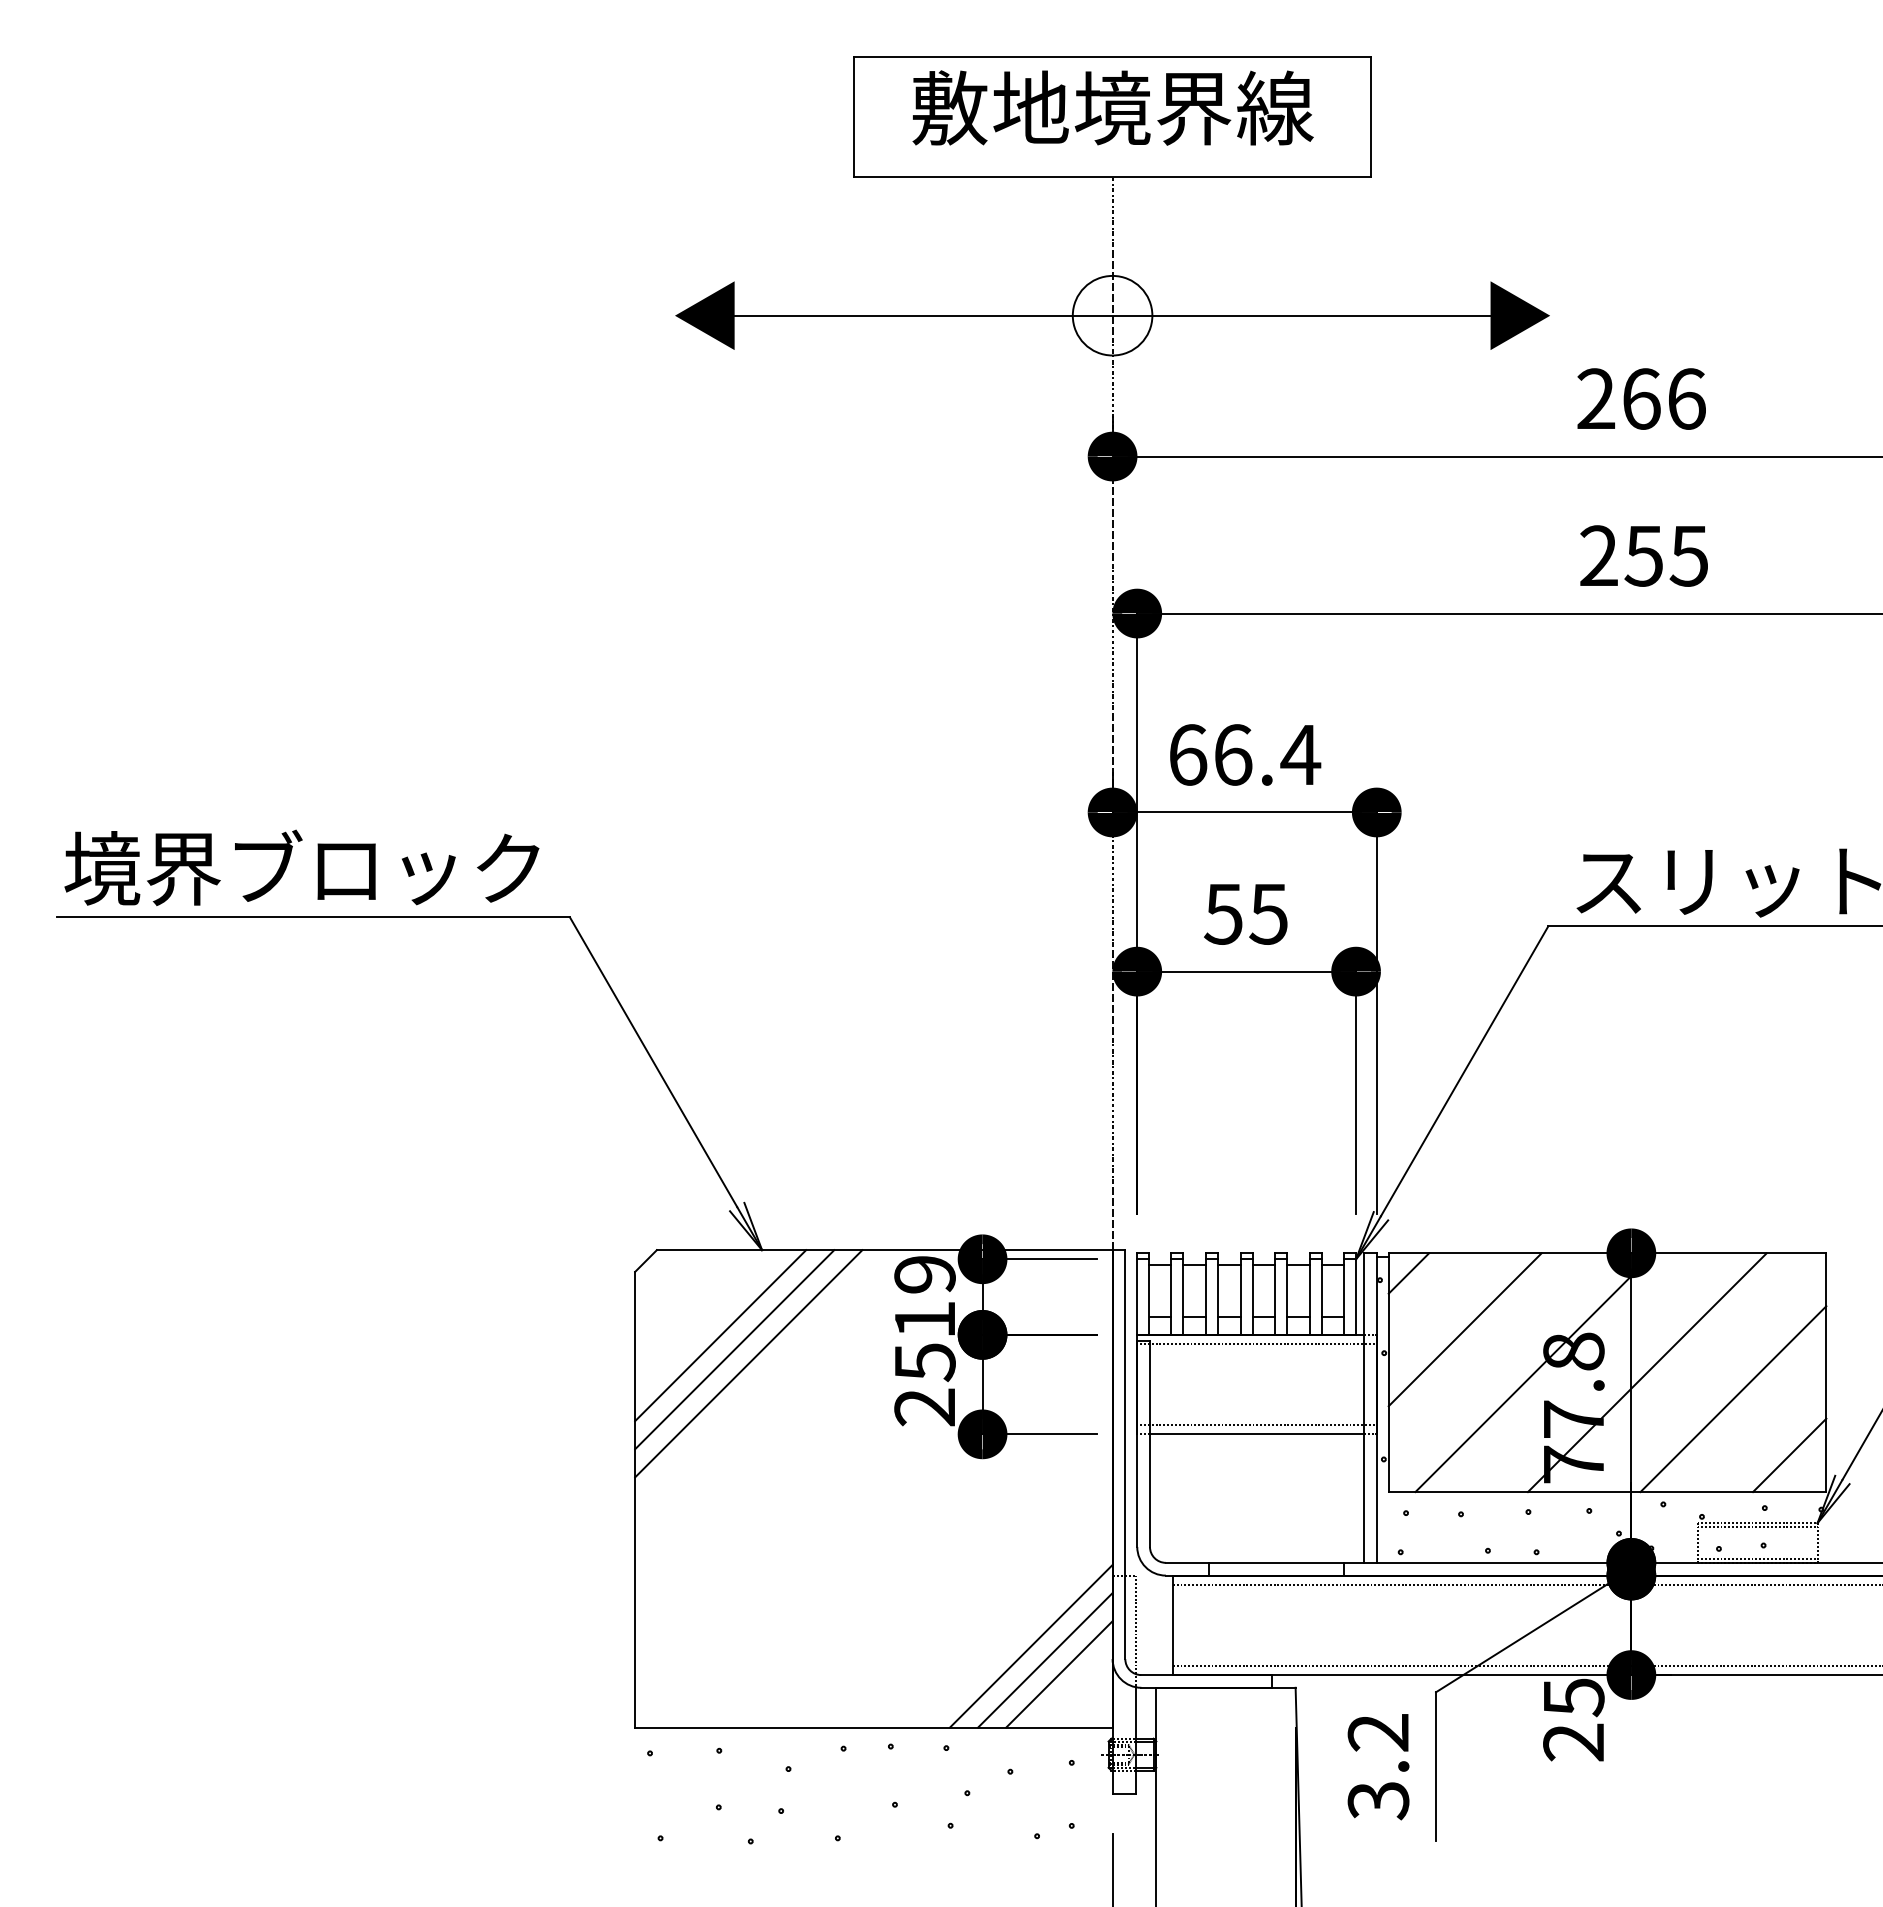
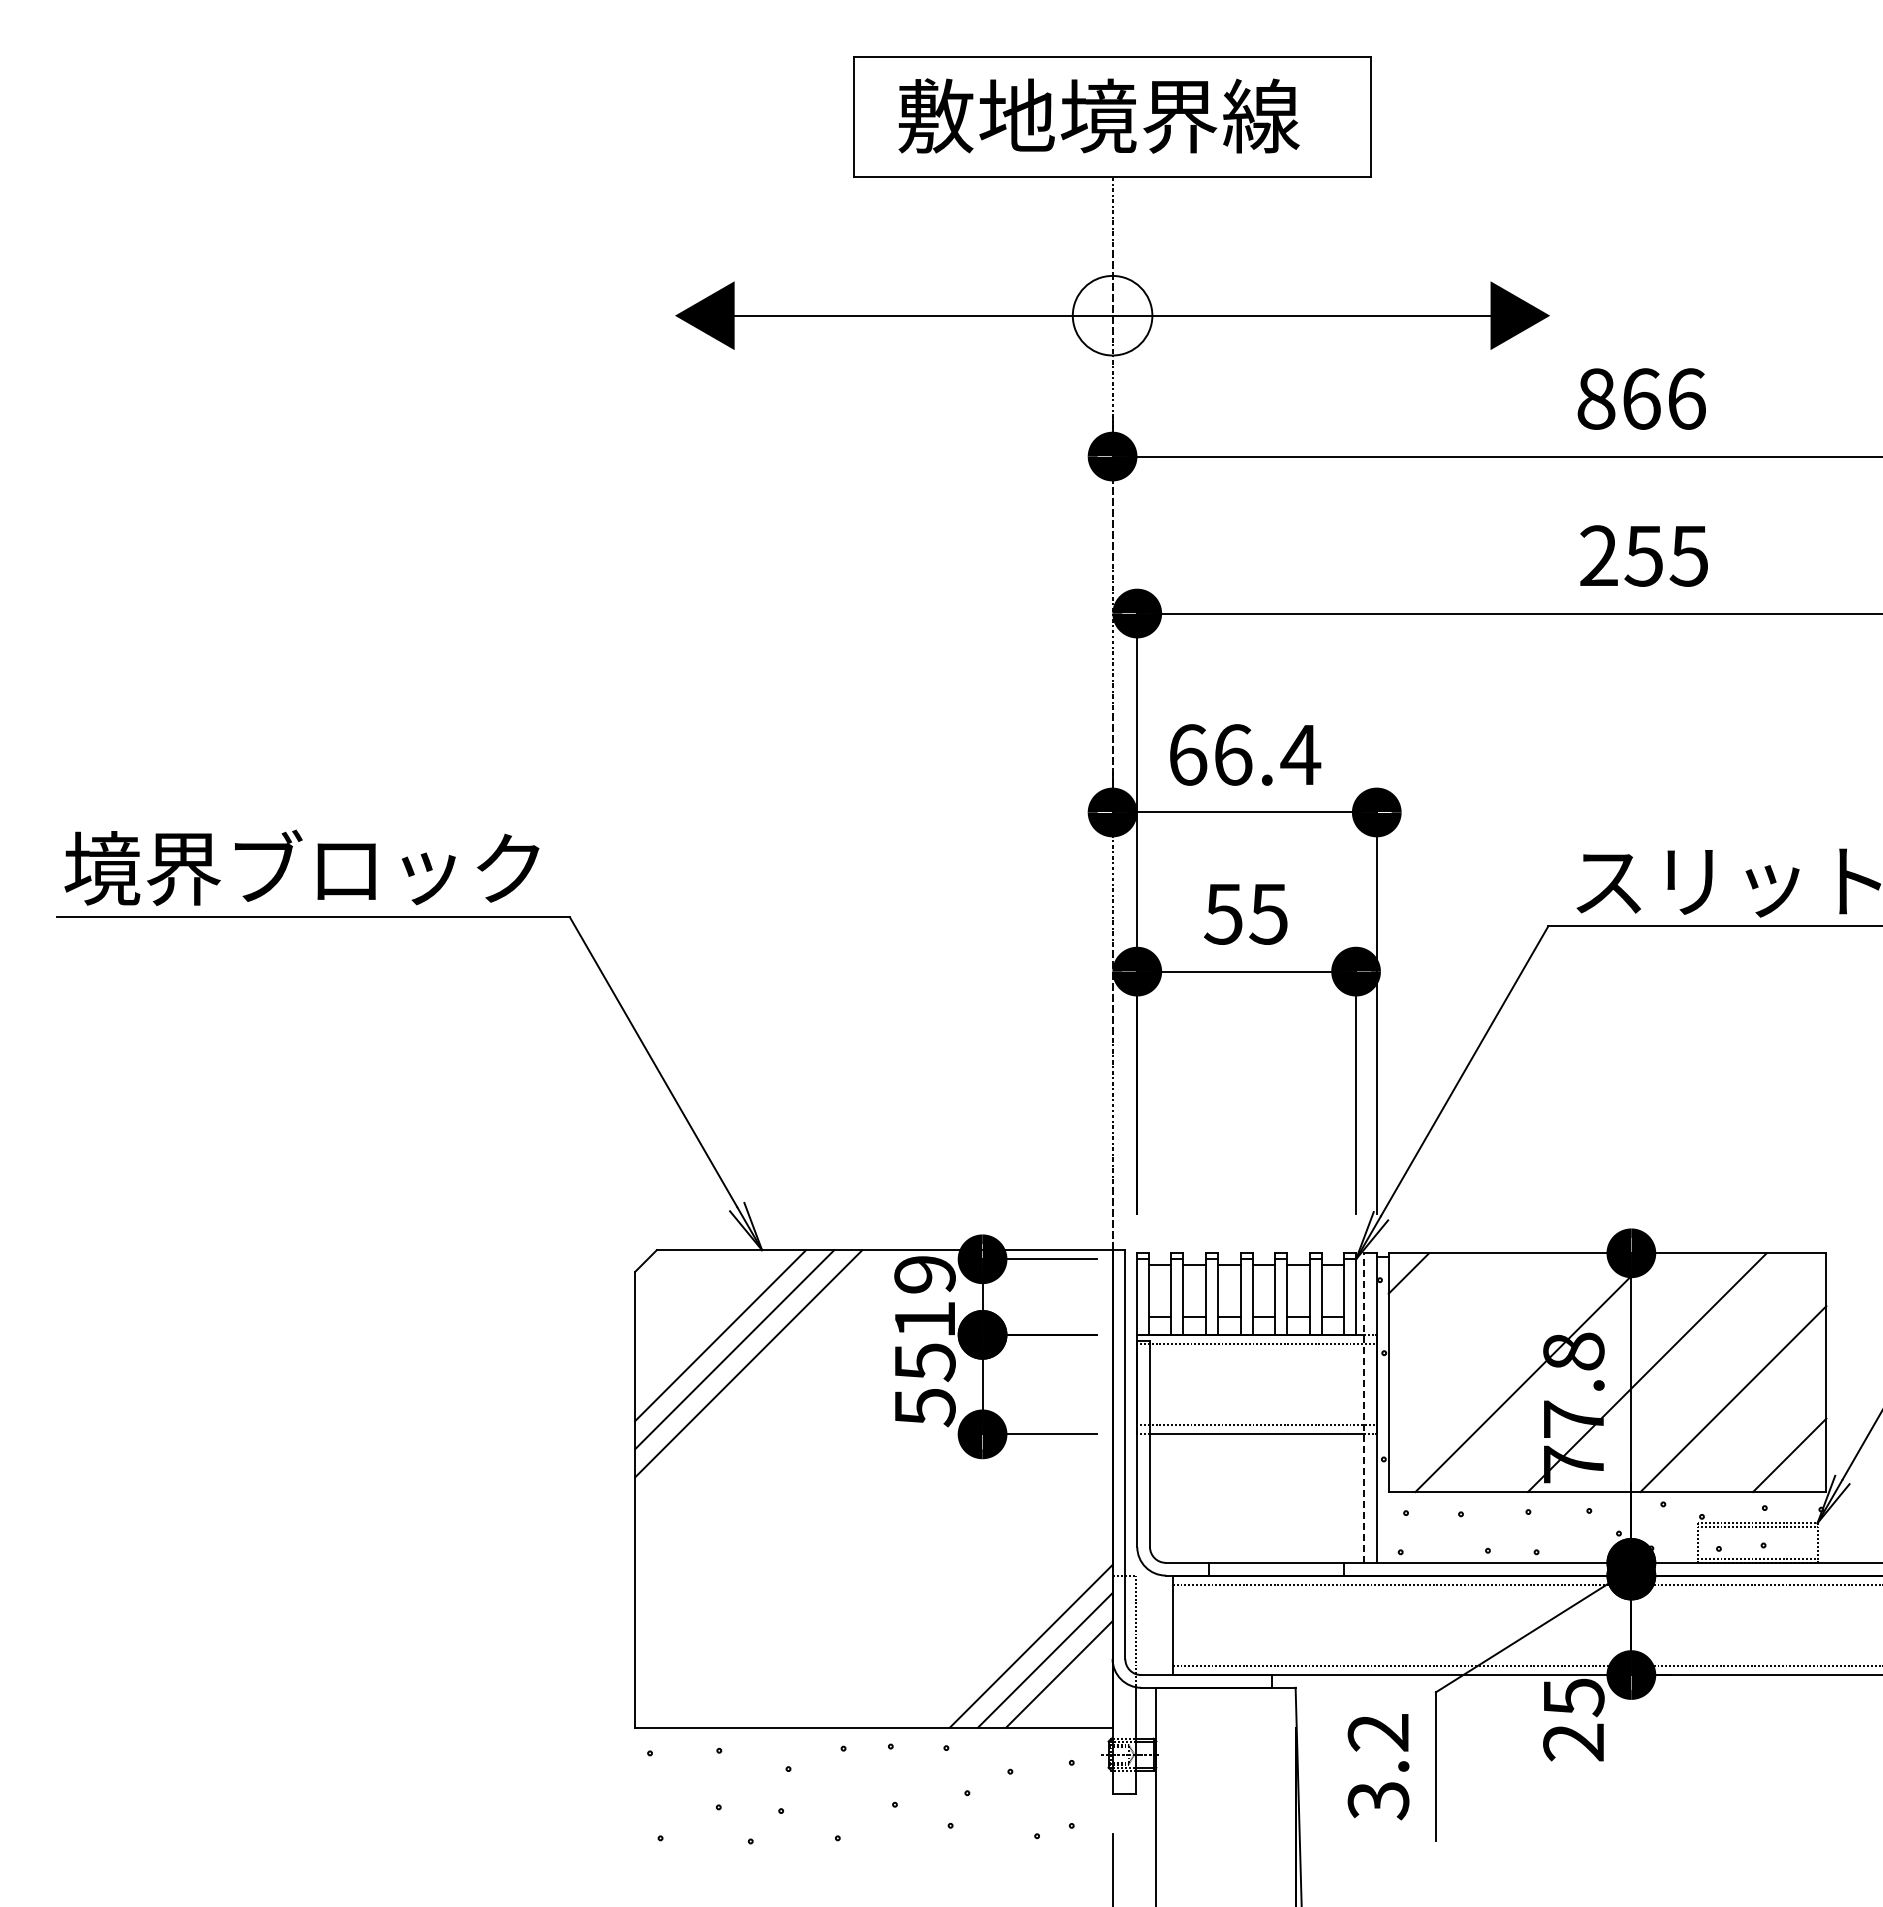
text position: (1112, 107) -> (1098, 115) (1098, 115)
text: 266 -> 866 (1596, 398)
line: present -> none (1464, 1329)
text: 25 -> 55 (924, 1407)
line: solid -> dashed (1364, 1408)
